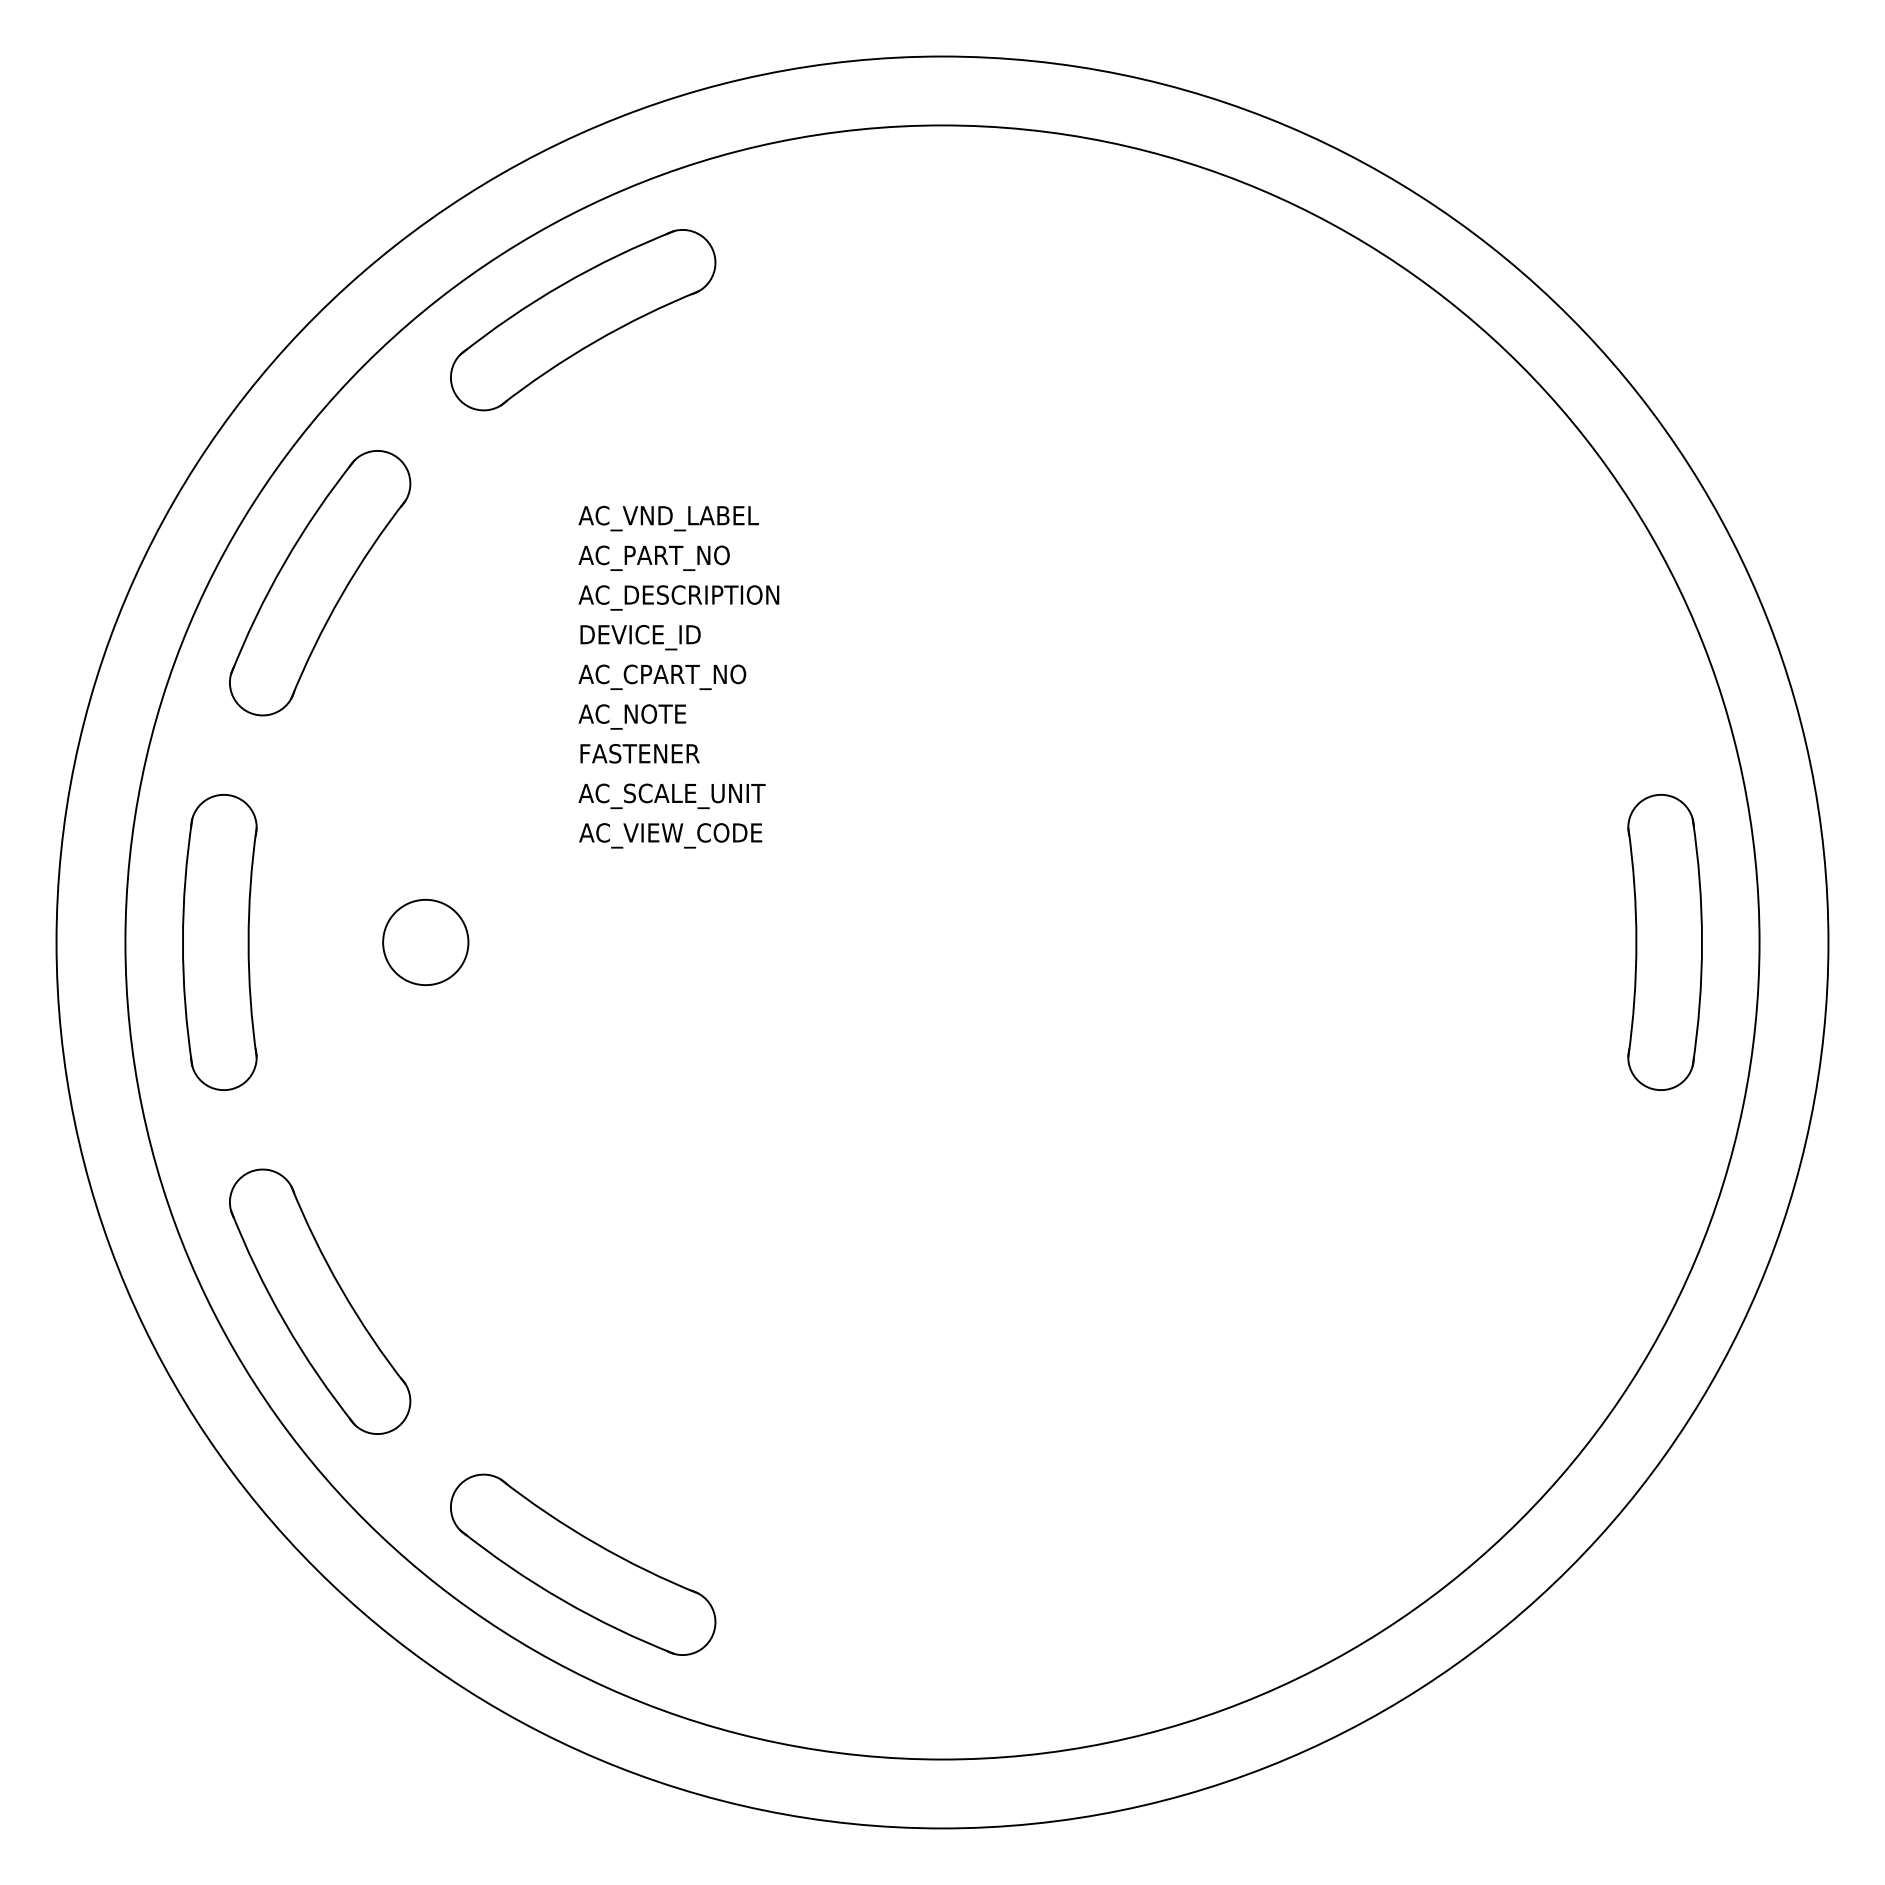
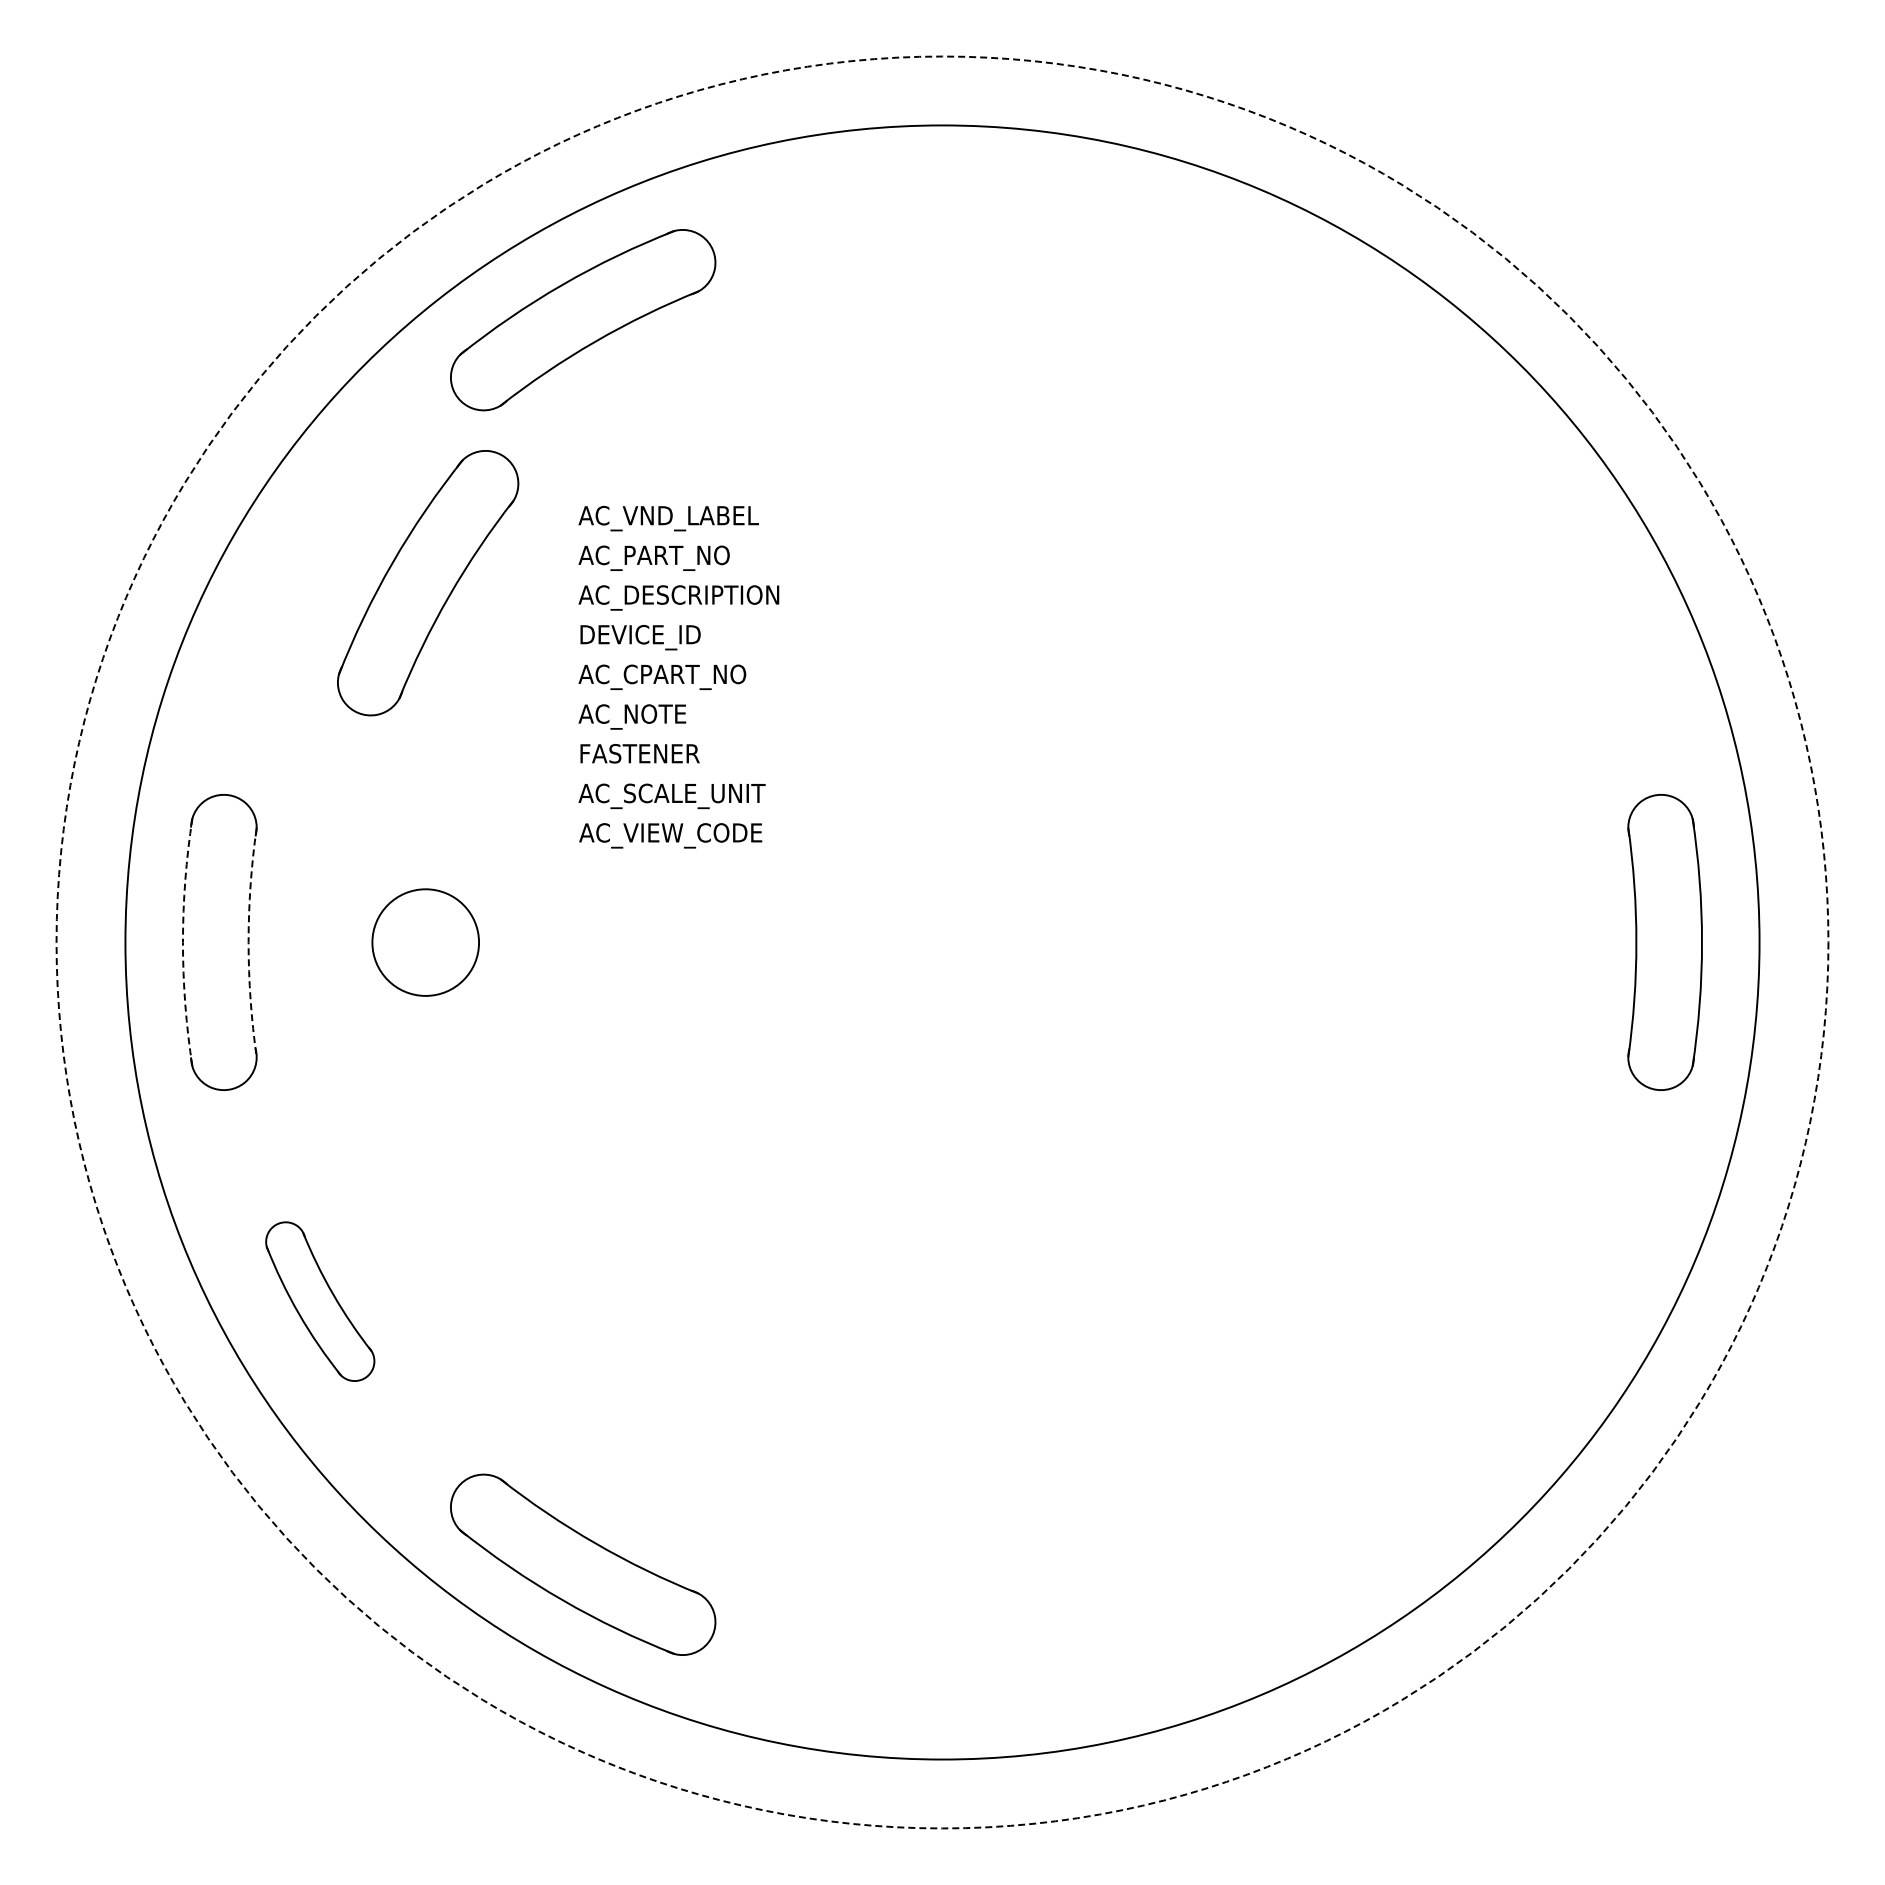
part position: (320, 583) -> (428, 583) (428, 583)
circle size: 88x88 px -> 109x109 px (425, 942)
arc: solid -> dashed (182, 942)
line: solid -> dashed (248, 942)
circle: solid -> dashed (942, 942)
part size: 183x267 px -> 111x161 px (320, 1301)
